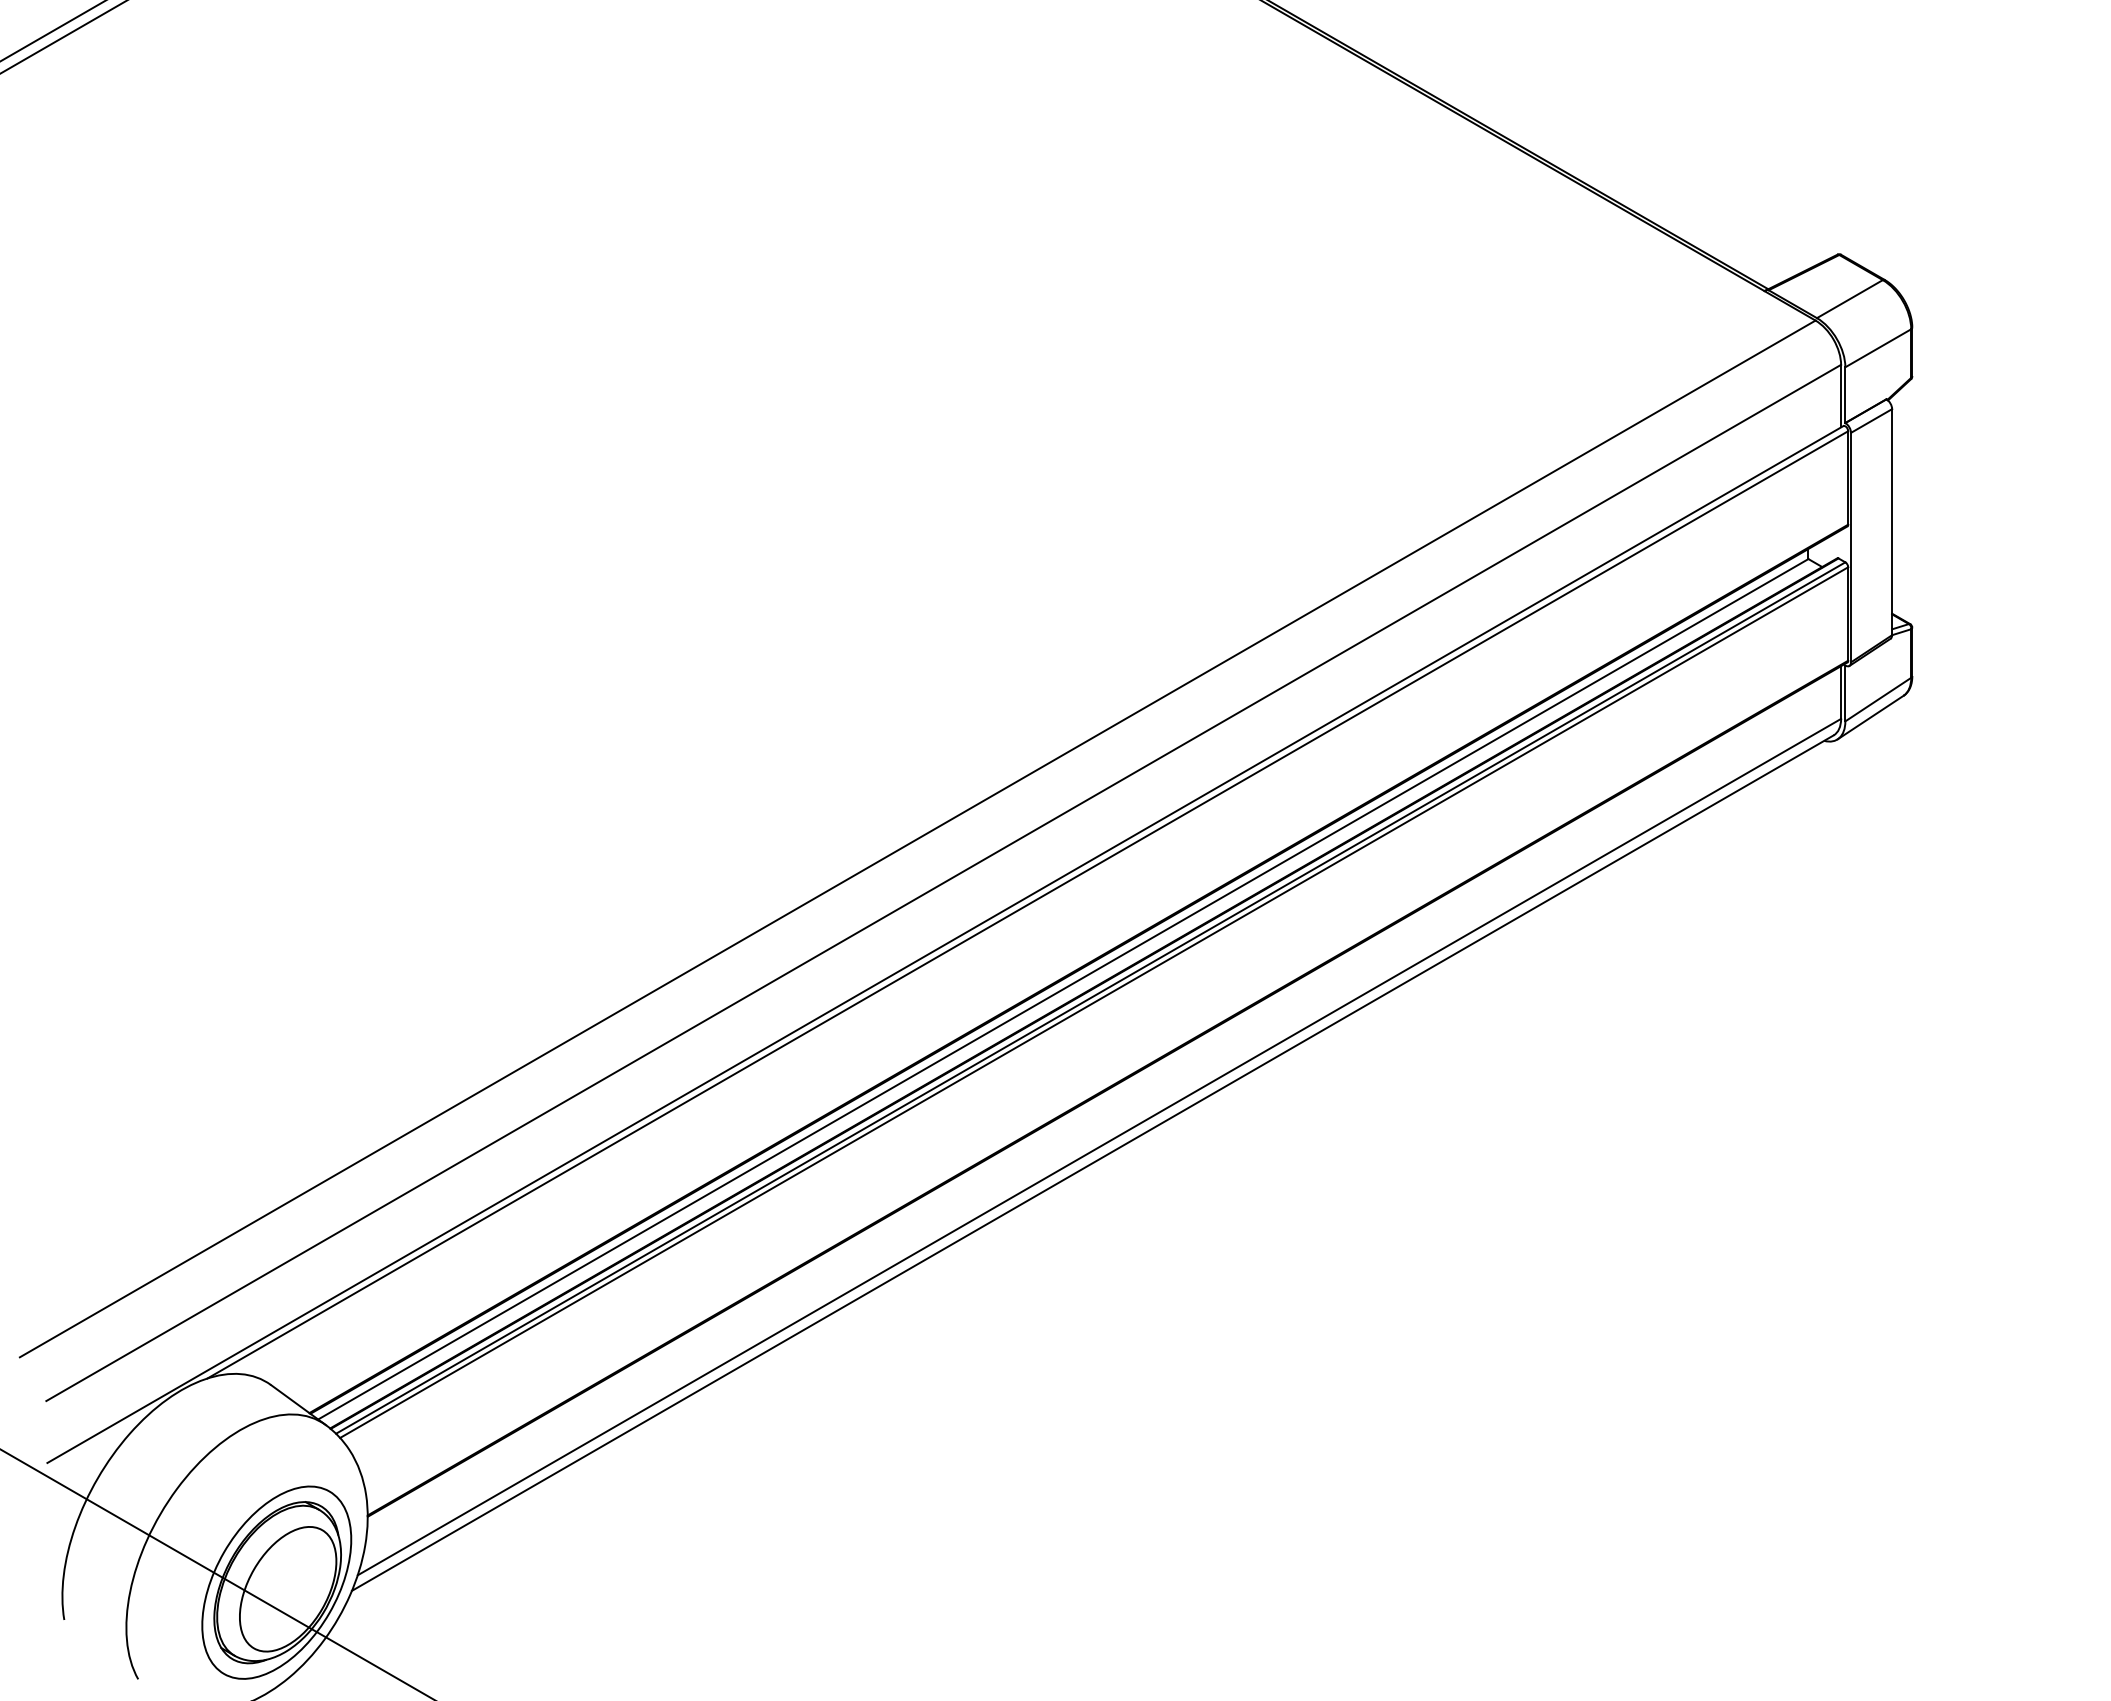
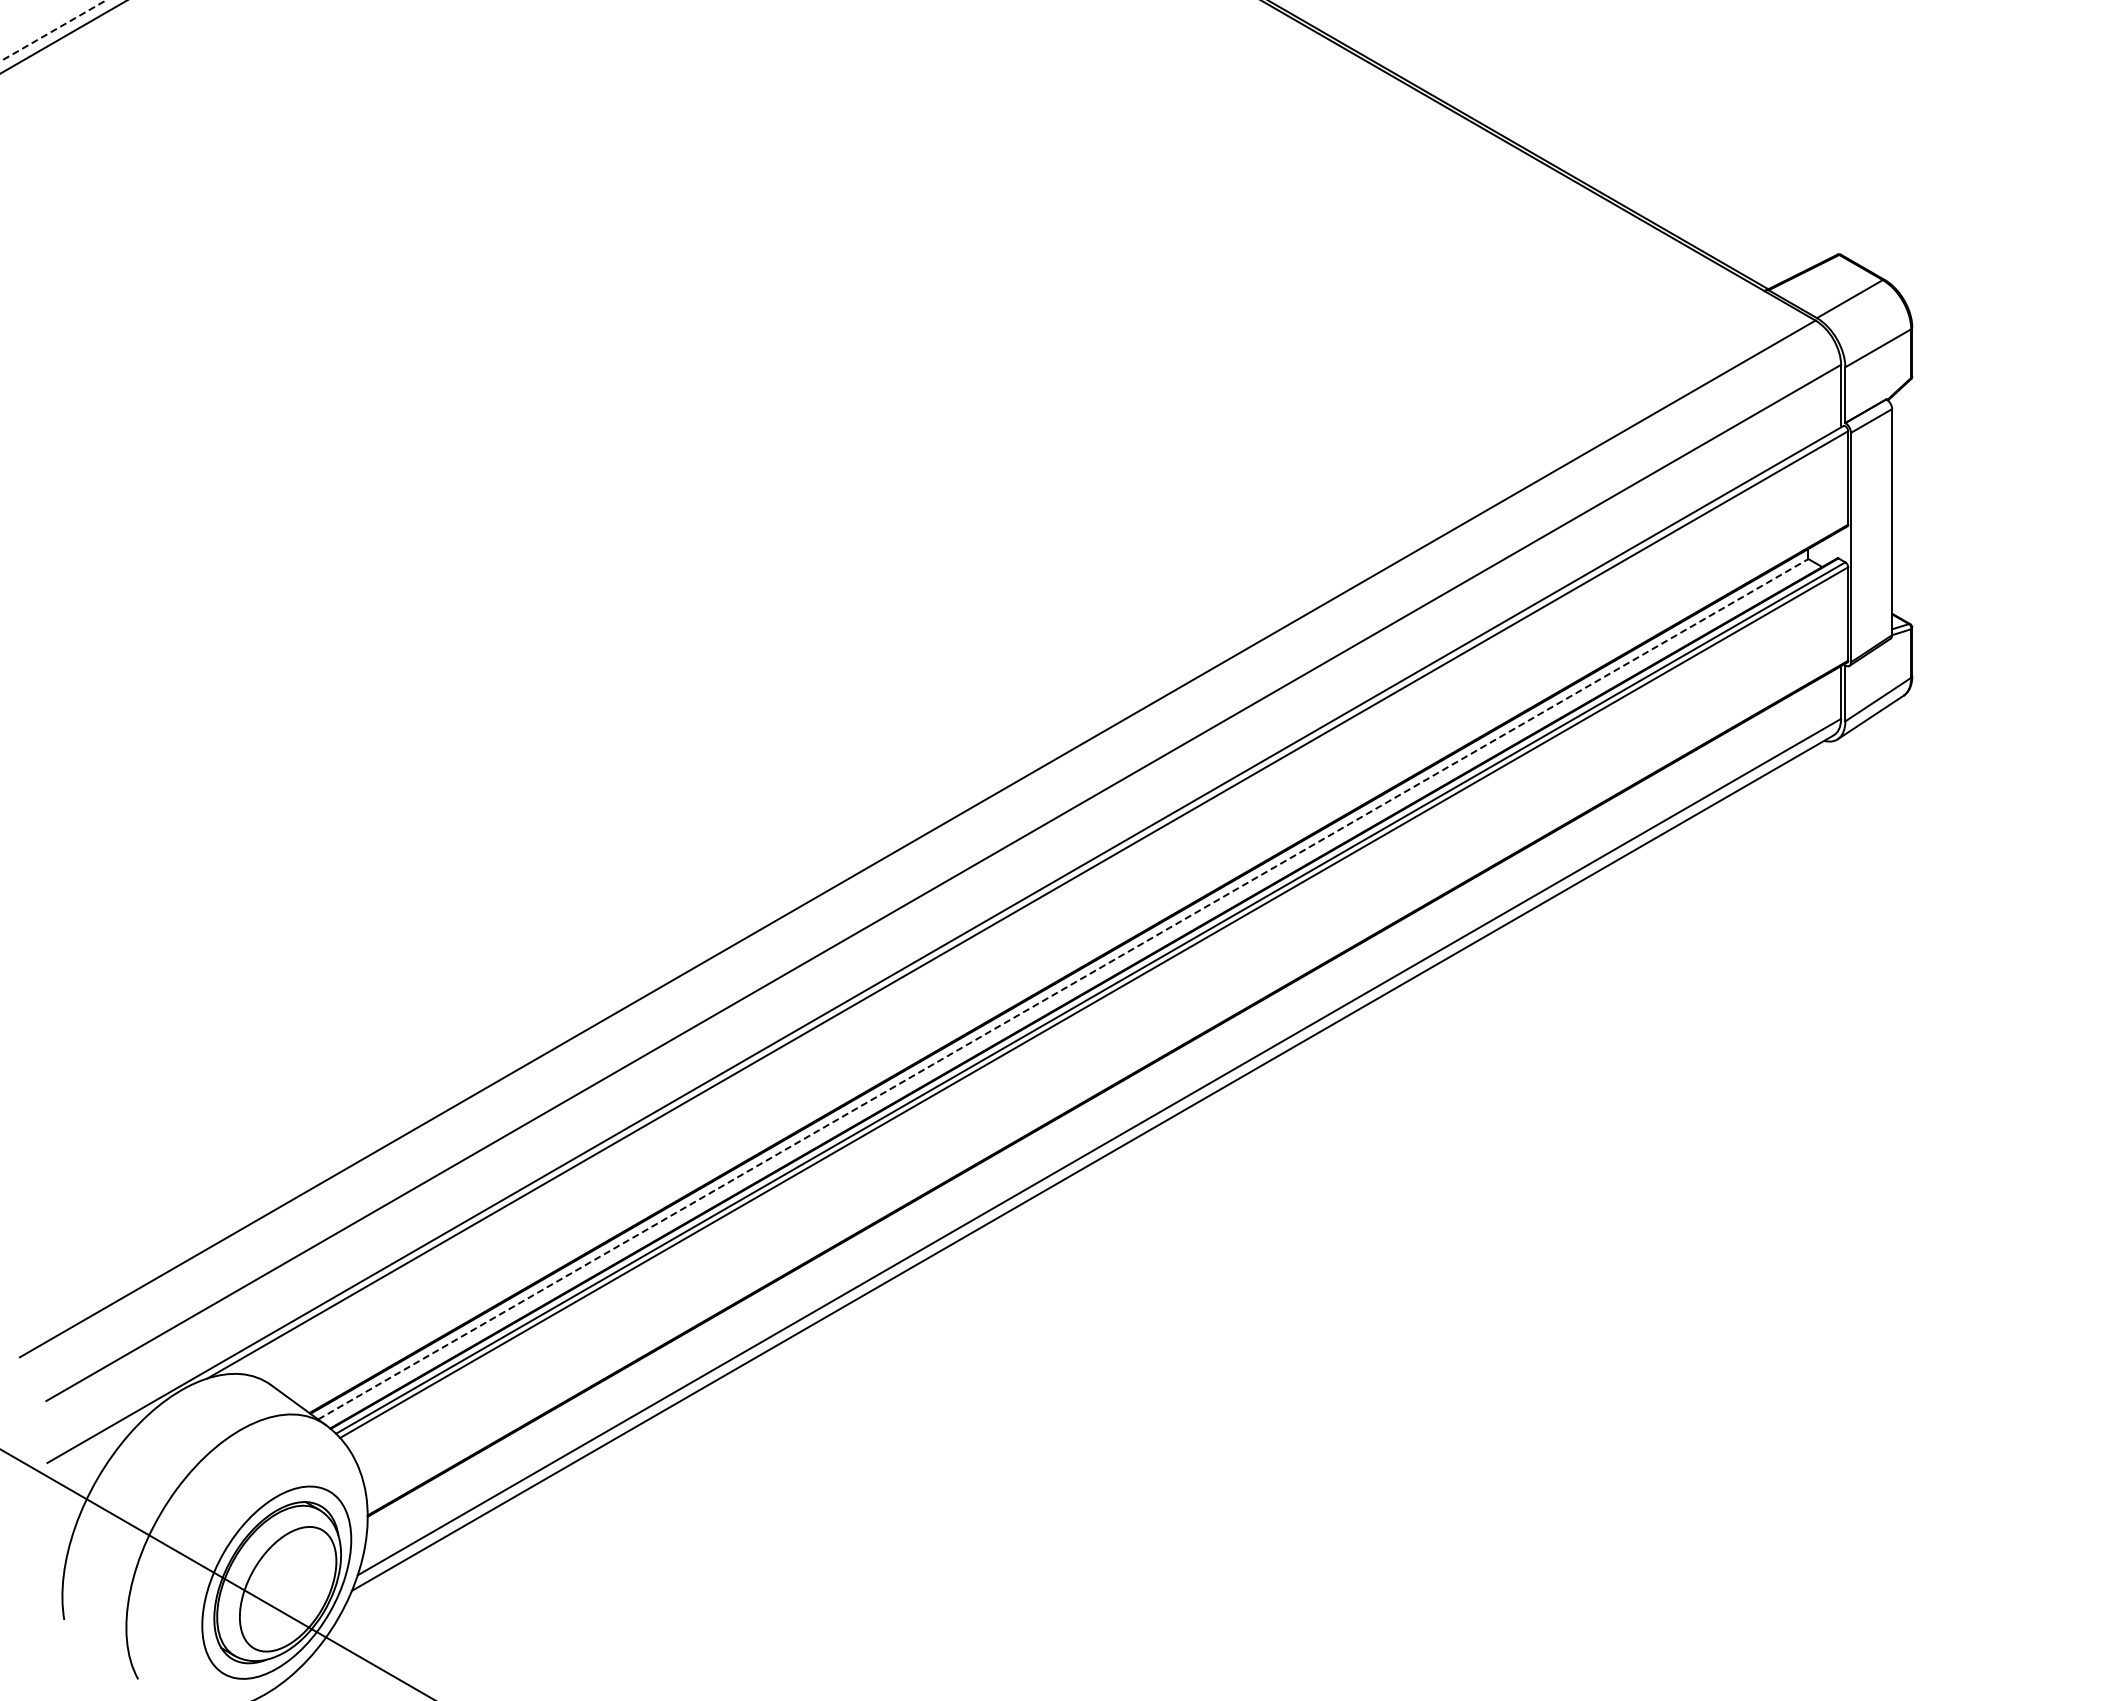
line: solid -> dashed (53, 30)
line: solid -> dashed (1063, 989)
